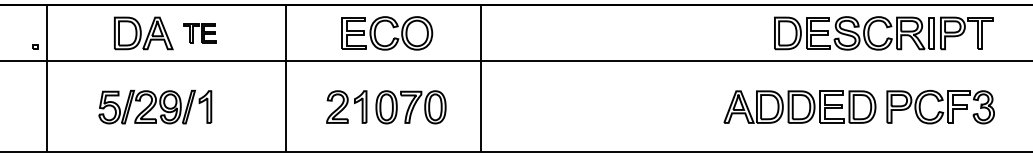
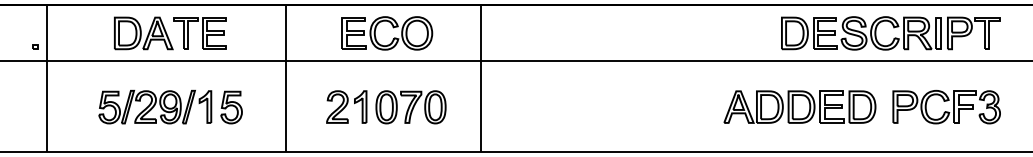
part size: 34x21 px -> 54x33 px (199, 33)
part position: (883, 33) -> (890, 33) (890, 33)
part: none -> present (231, 107)
part position: (940, 107) -> (946, 107) (946, 107)
